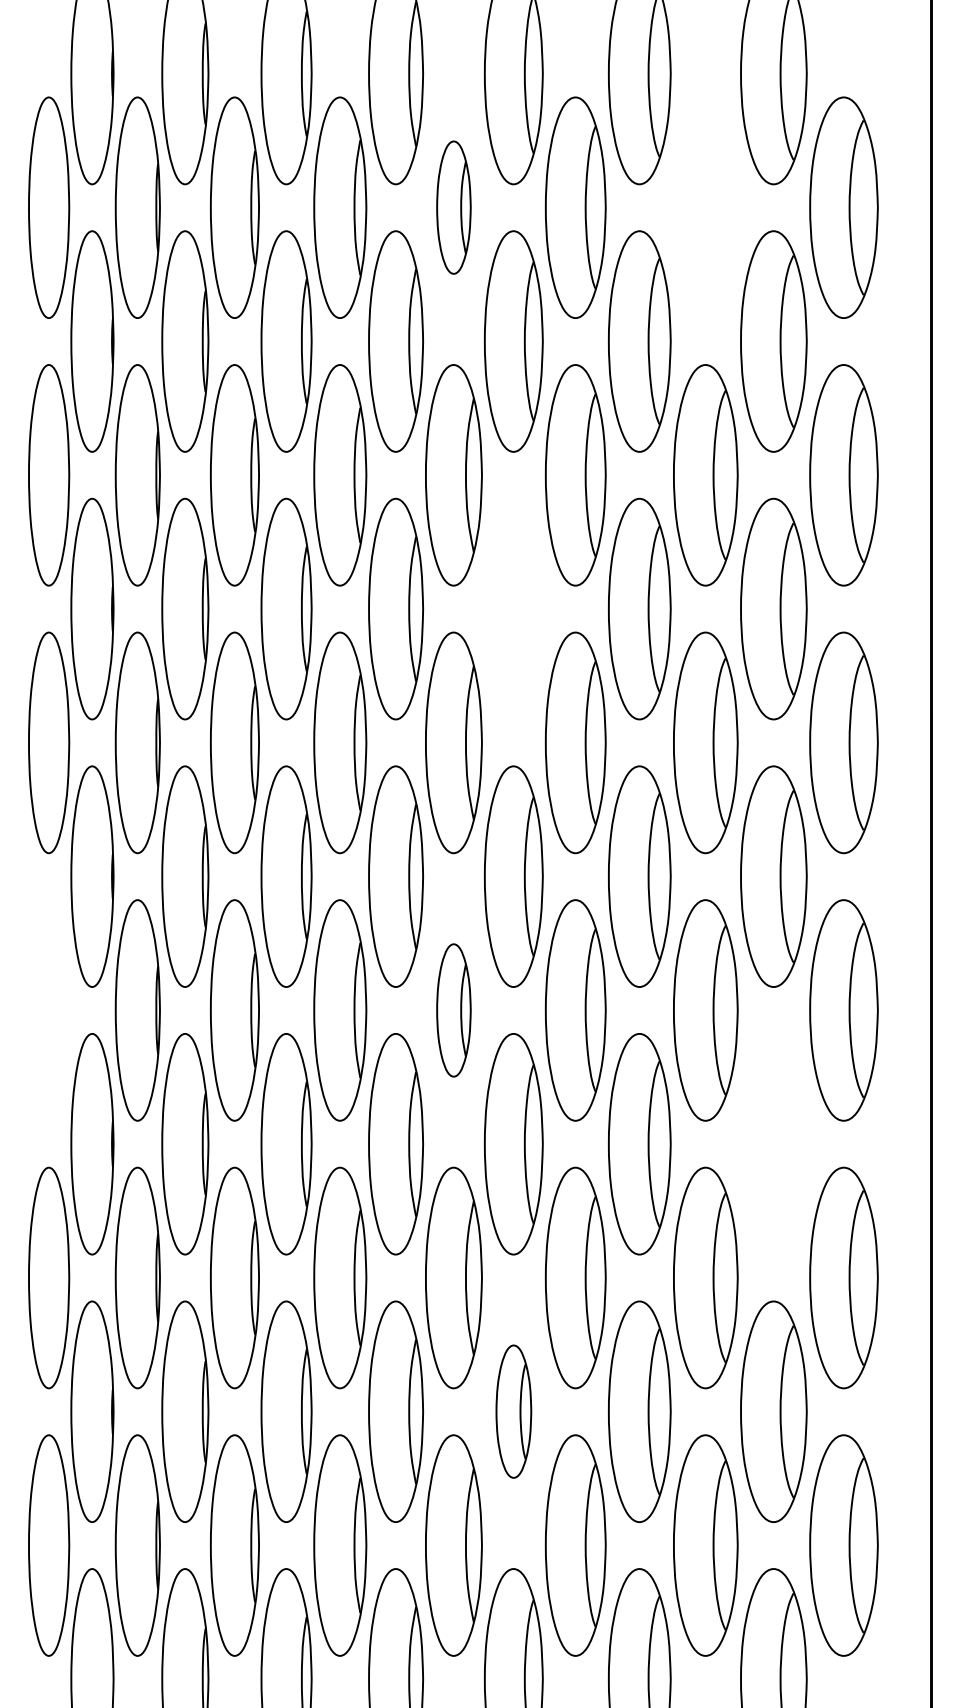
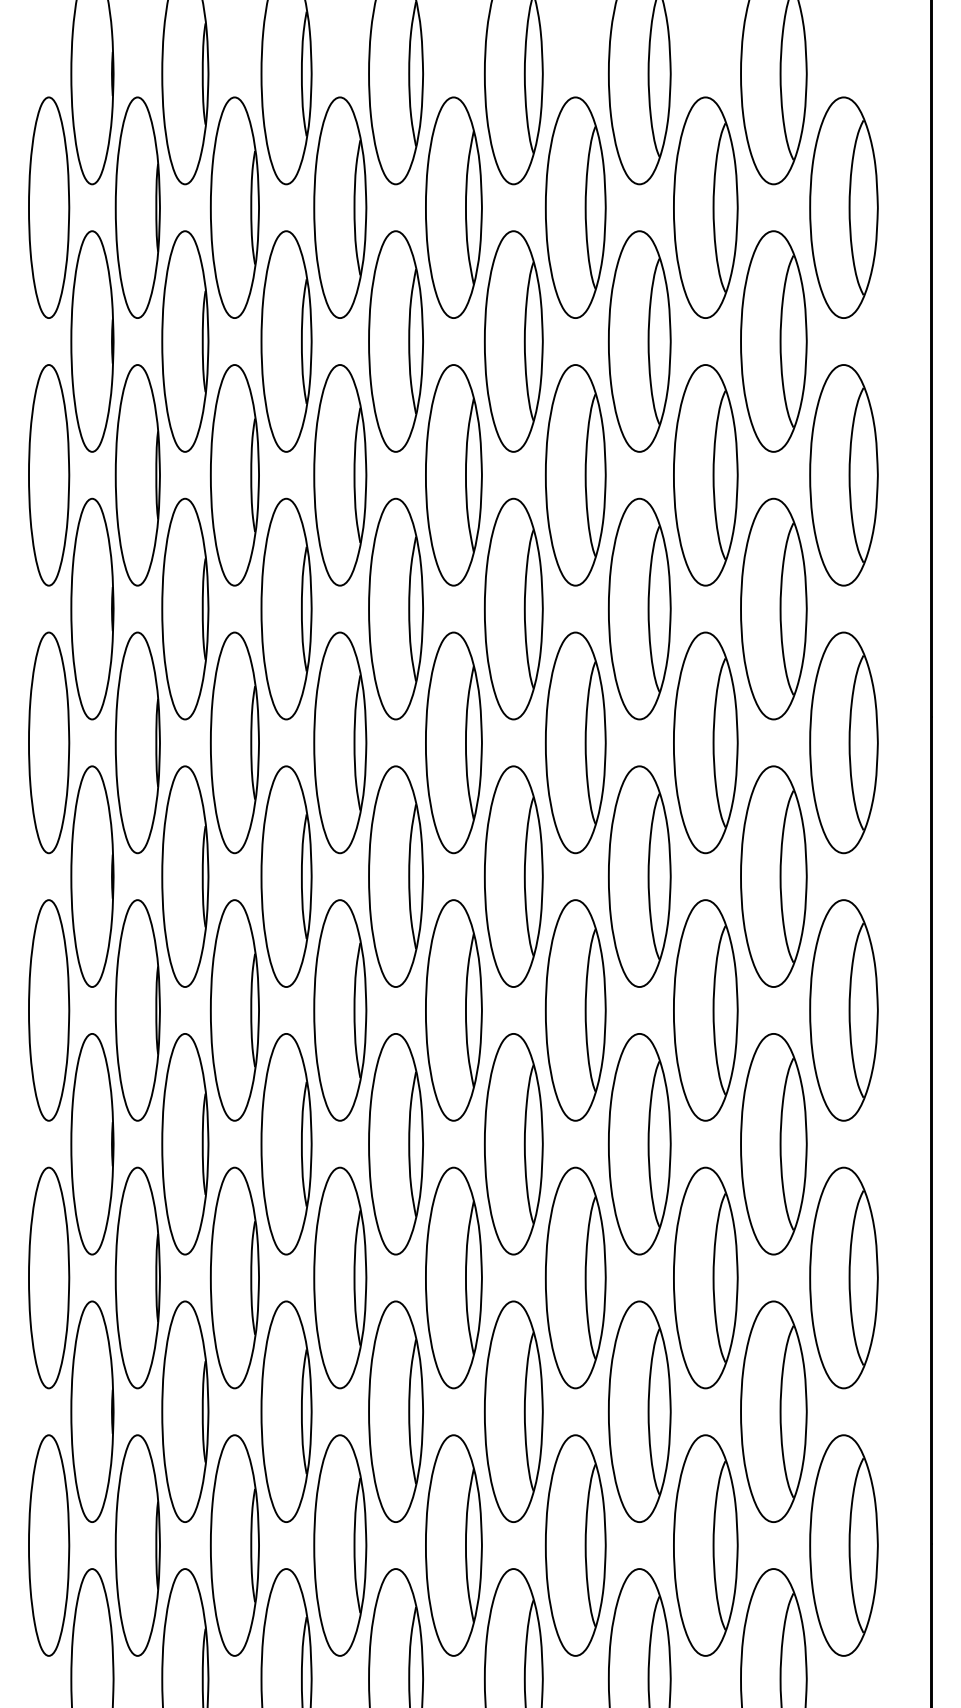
part size: 36x135 px -> 58x223 px (453, 207)
part: none -> present (705, 207)
part: none -> present (513, 608)
part: none -> present (49, 1010)
part size: 36x135 px -> 58x223 px (453, 1010)
part: none -> present (773, 1144)
part size: 38x135 px -> 60x223 px (513, 1411)
